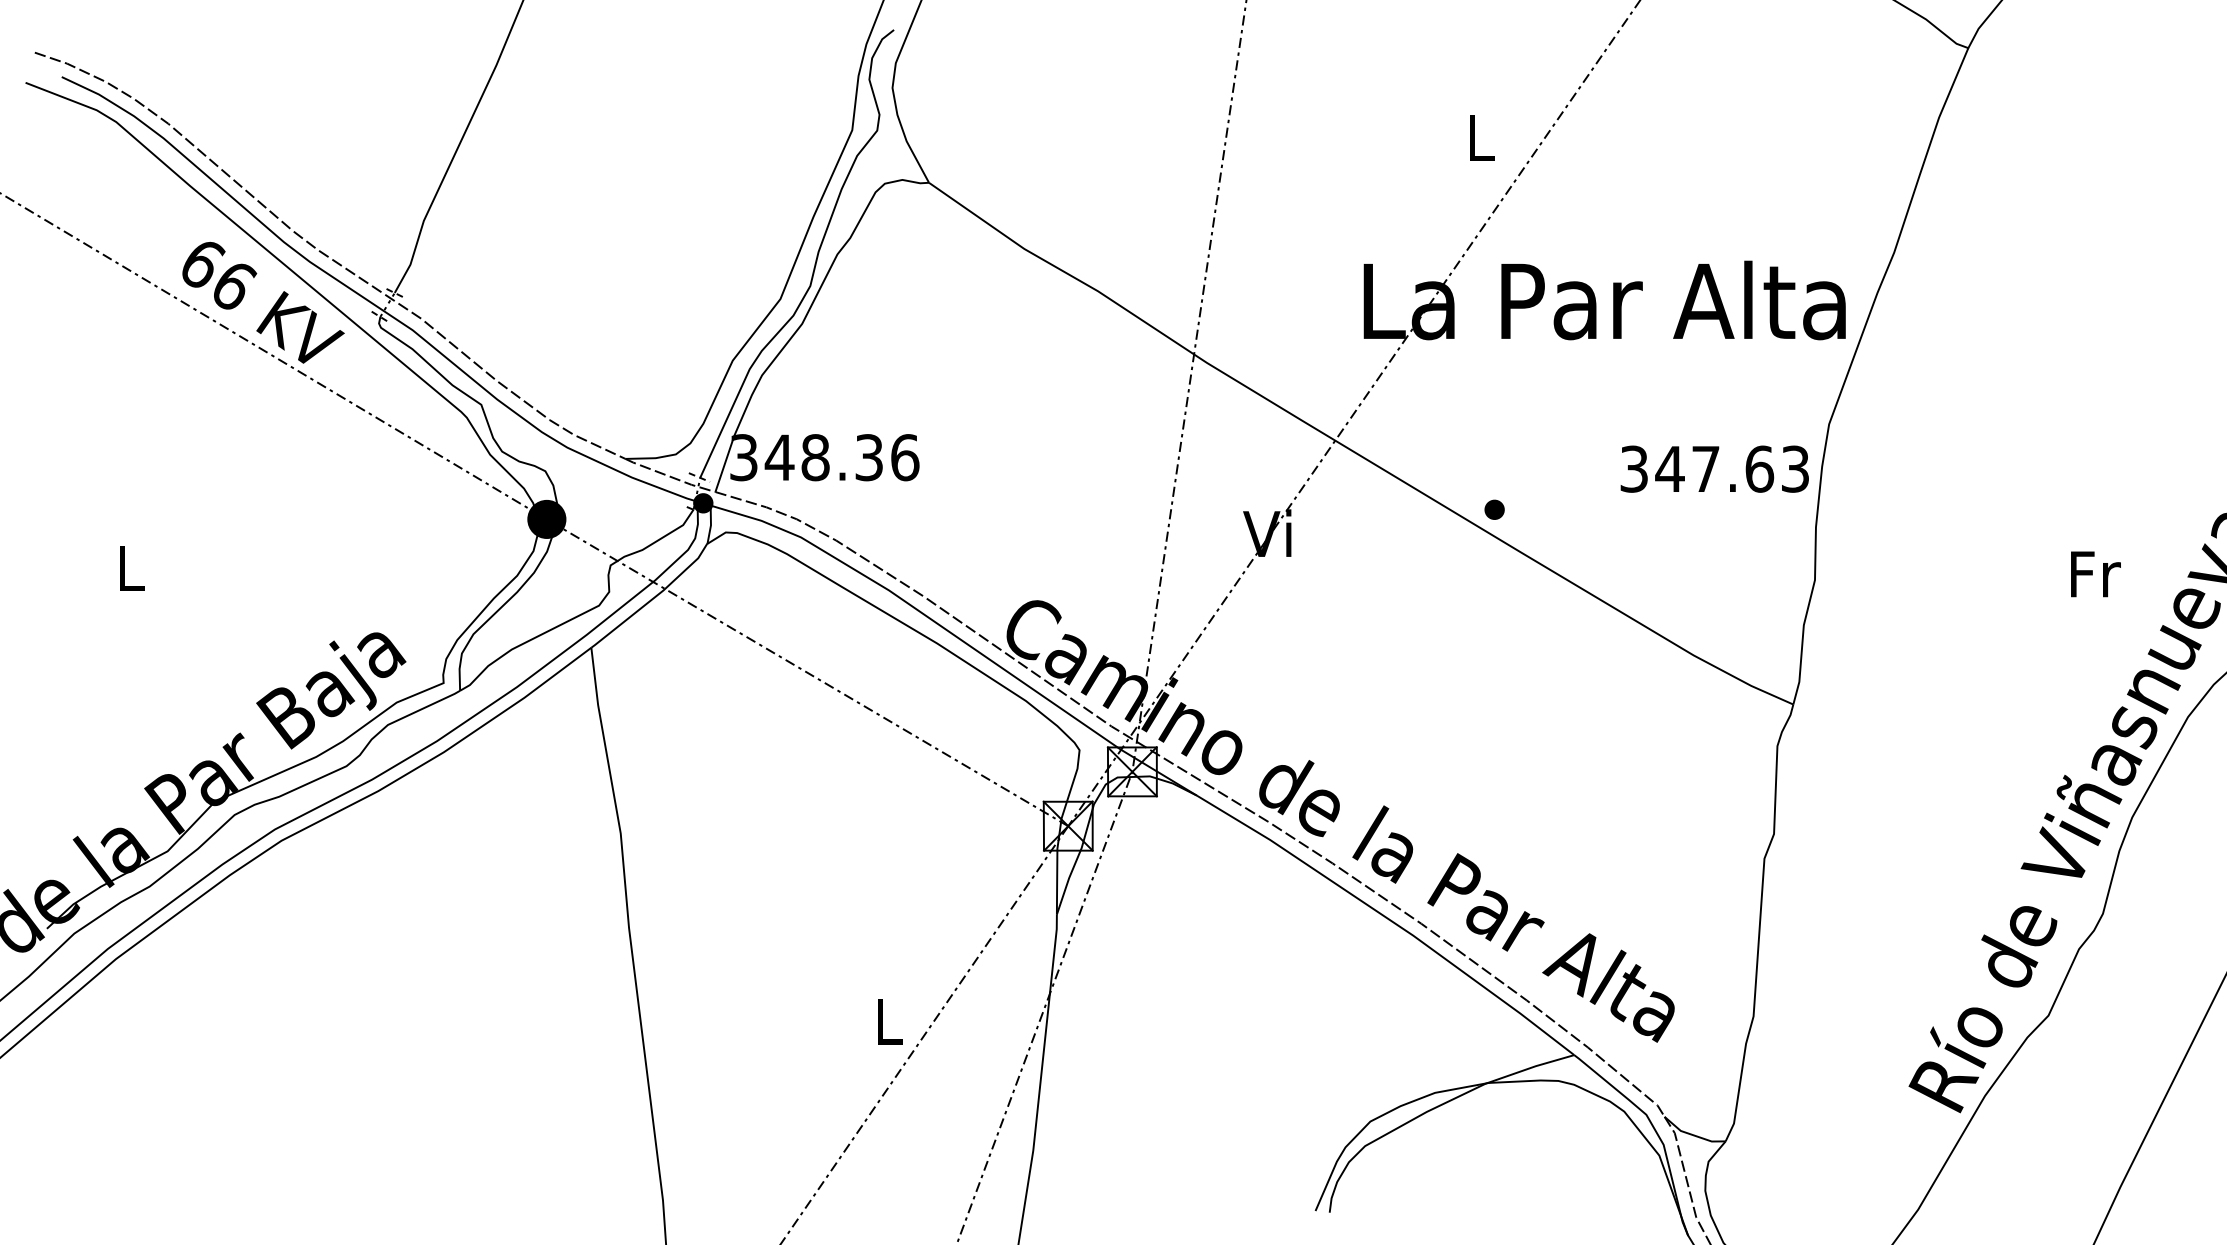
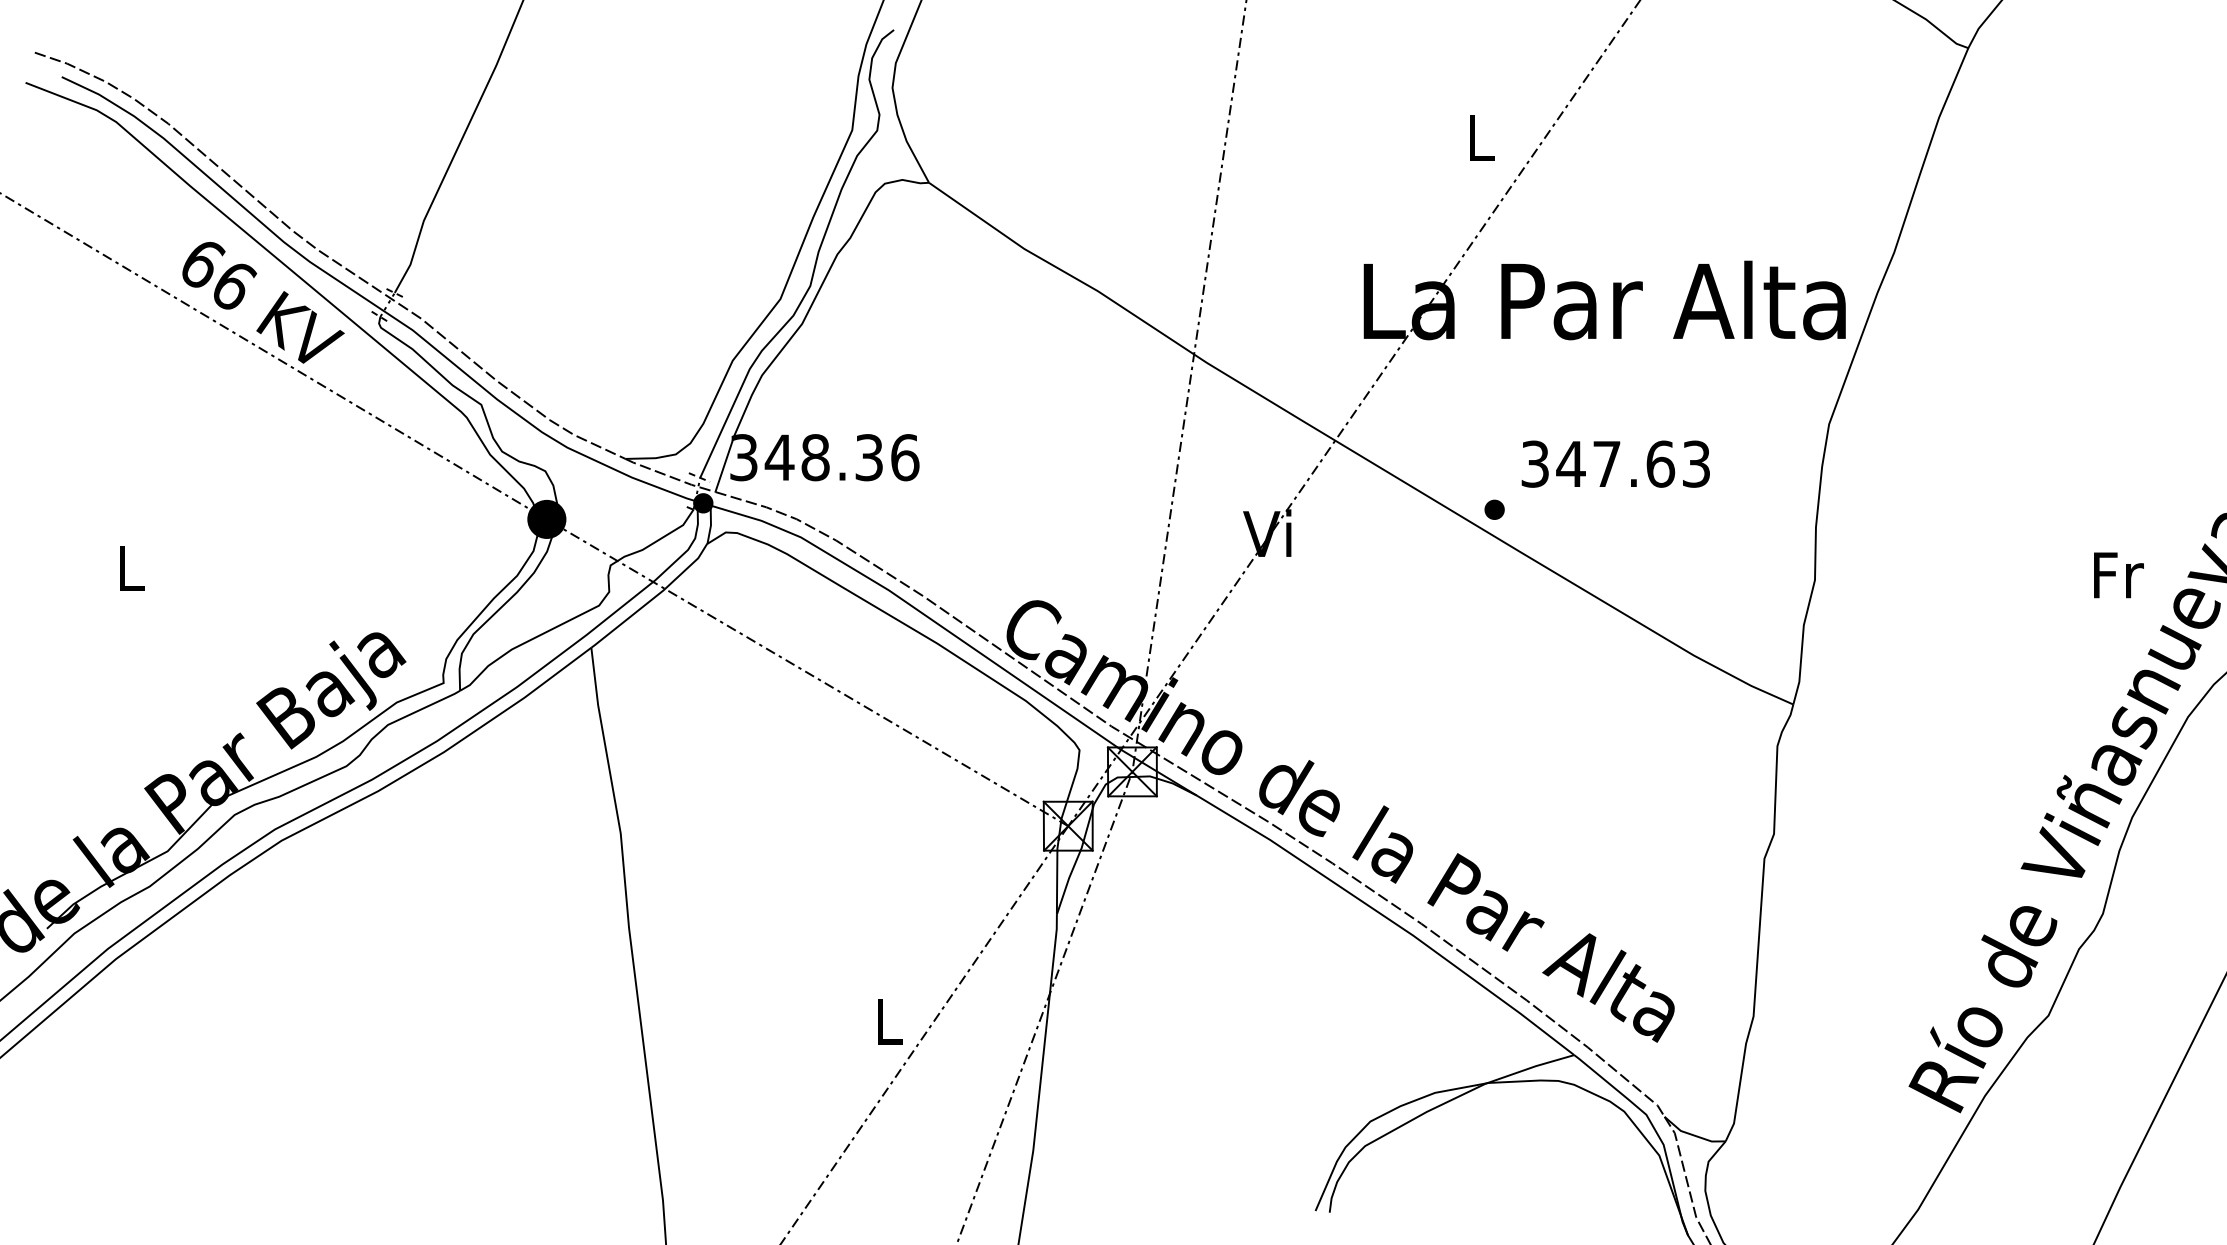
text position: (1714, 468) -> (1615, 463) (1615, 463)
text position: (2095, 574) -> (2118, 575) (2118, 575)
